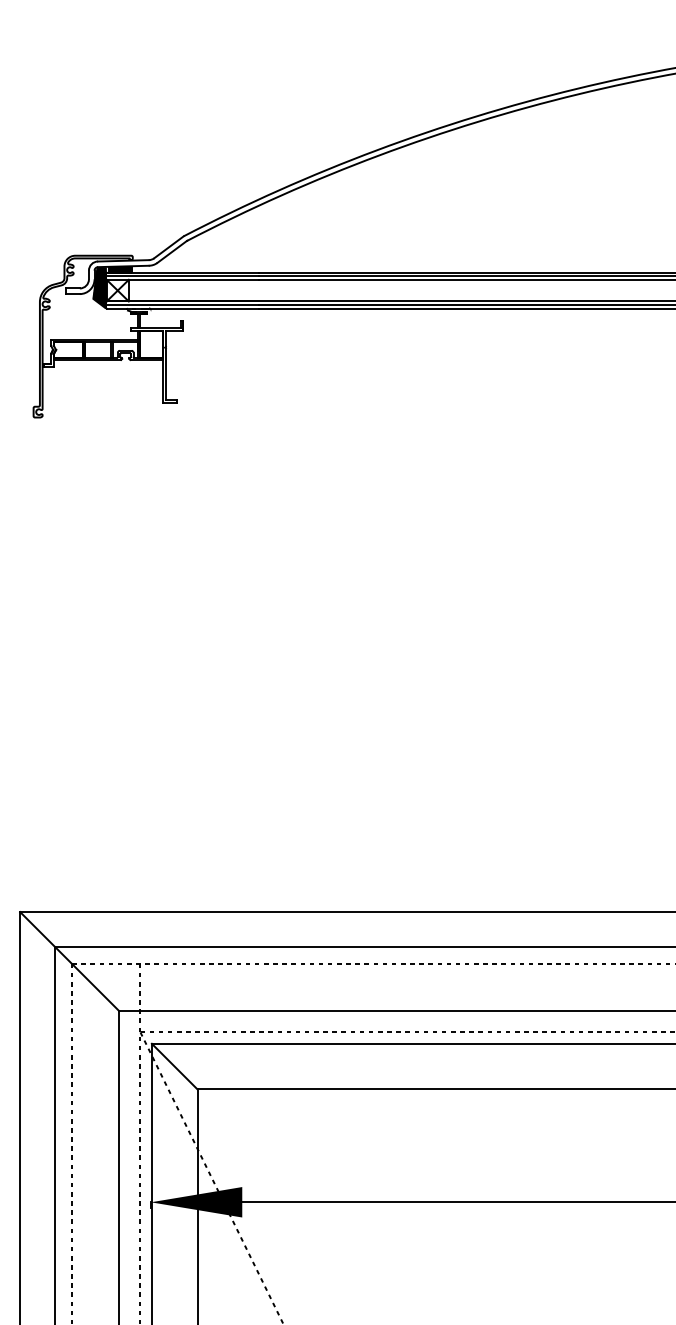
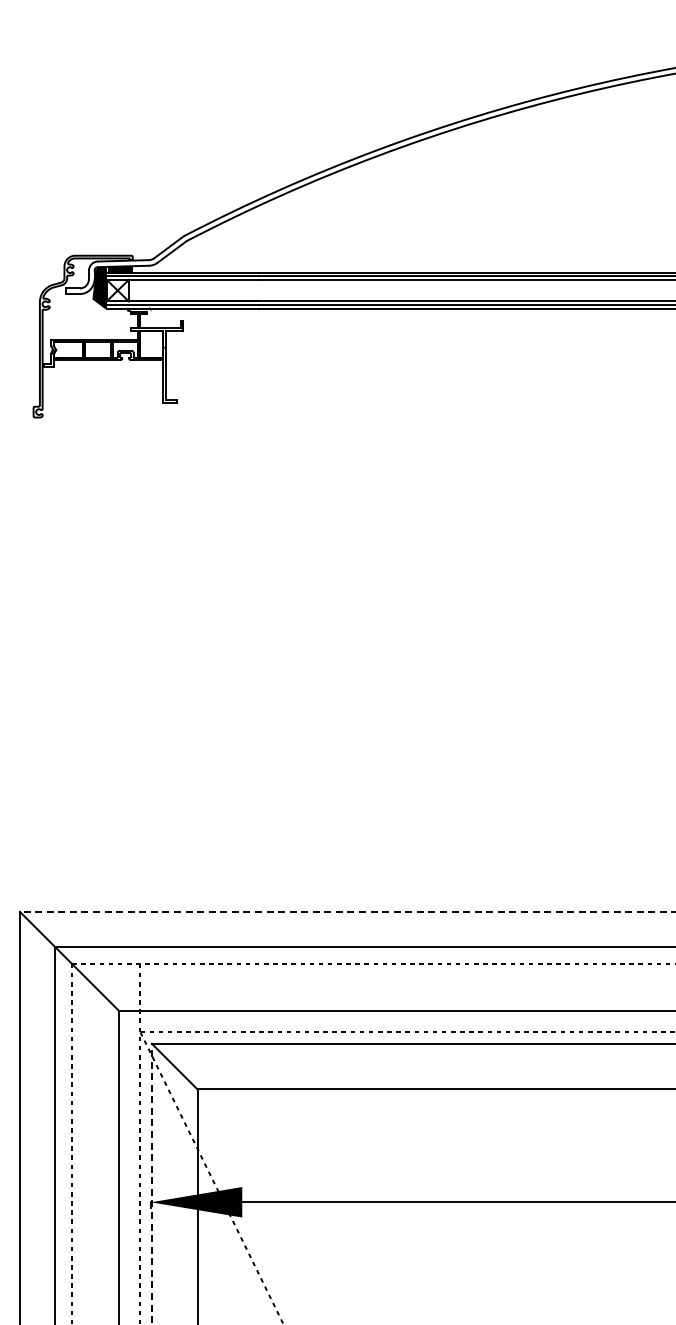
line: solid -> dashed (348, 912)
line: solid -> dashed (151, 1183)
